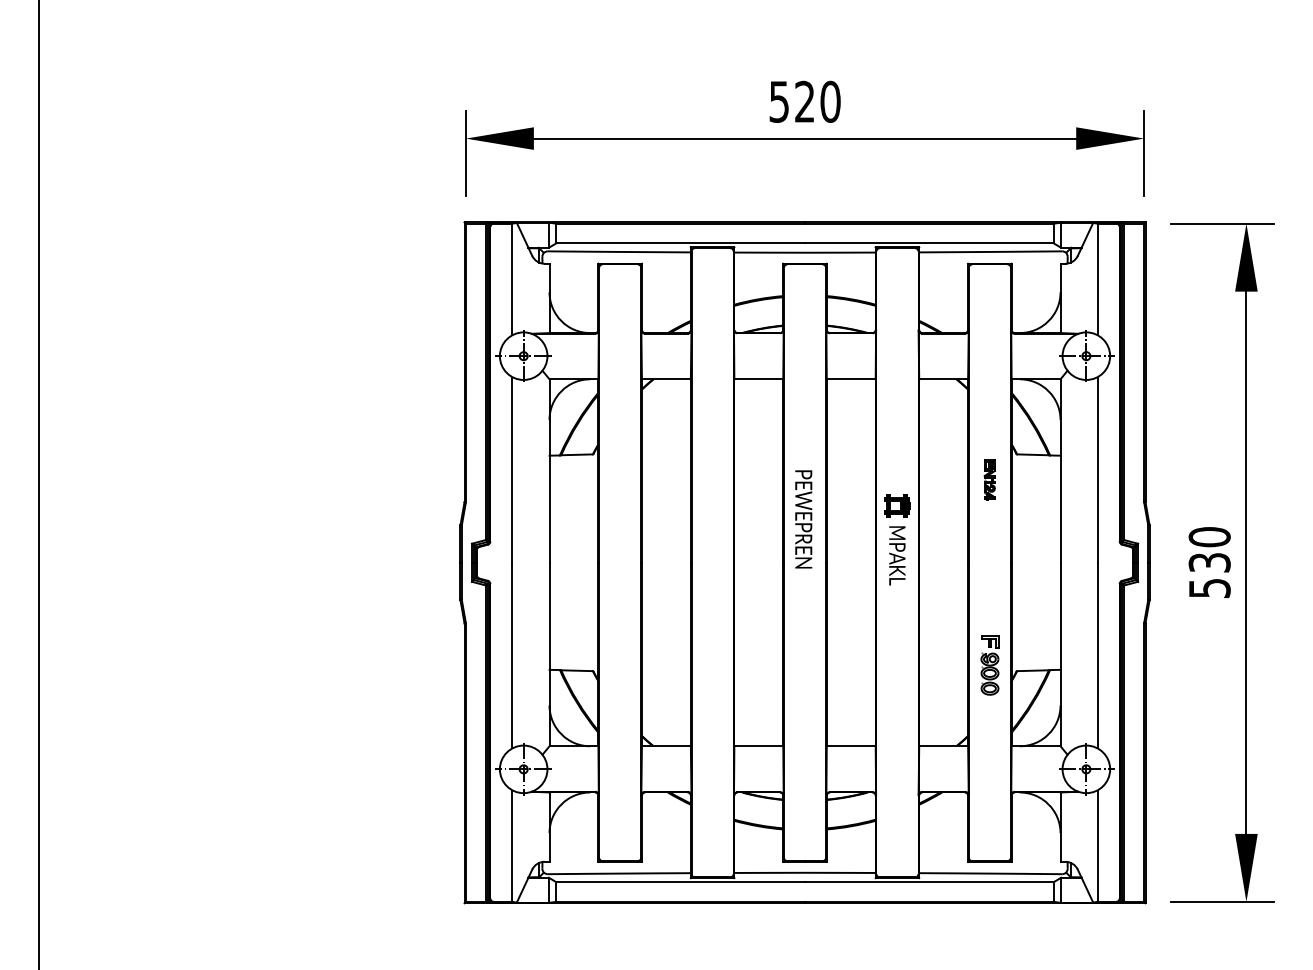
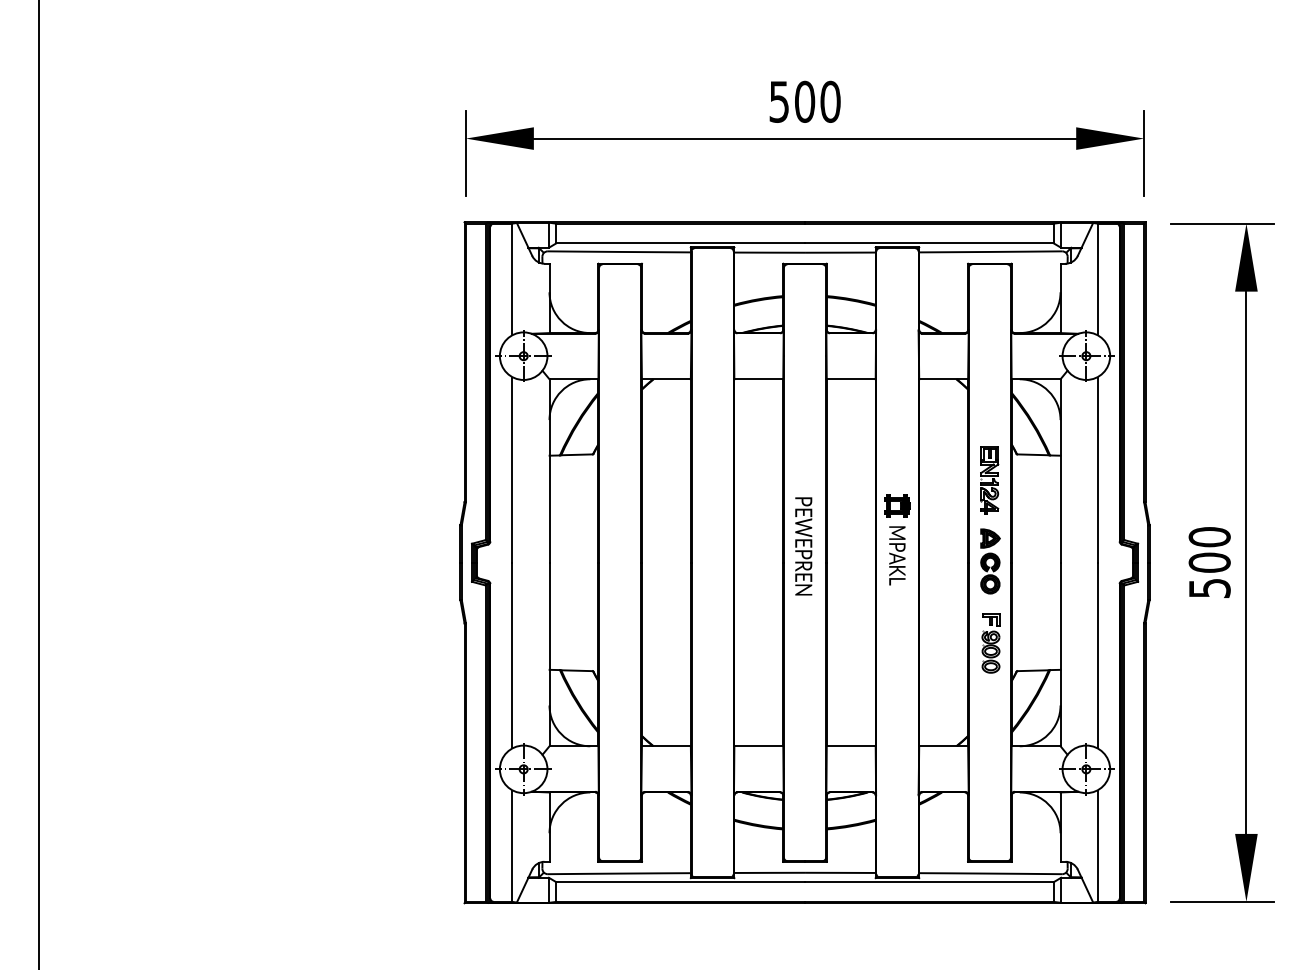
text: 520 -> 500 (805, 101)
part size: 13x42 px -> 20x69 px (989, 480)
text position: (803, 519) -> (803, 546) (803, 546)
part: none -> present (990, 561)
text: 530 -> 500 (1209, 562)
part position: (989, 665) -> (990, 643) (990, 643)
